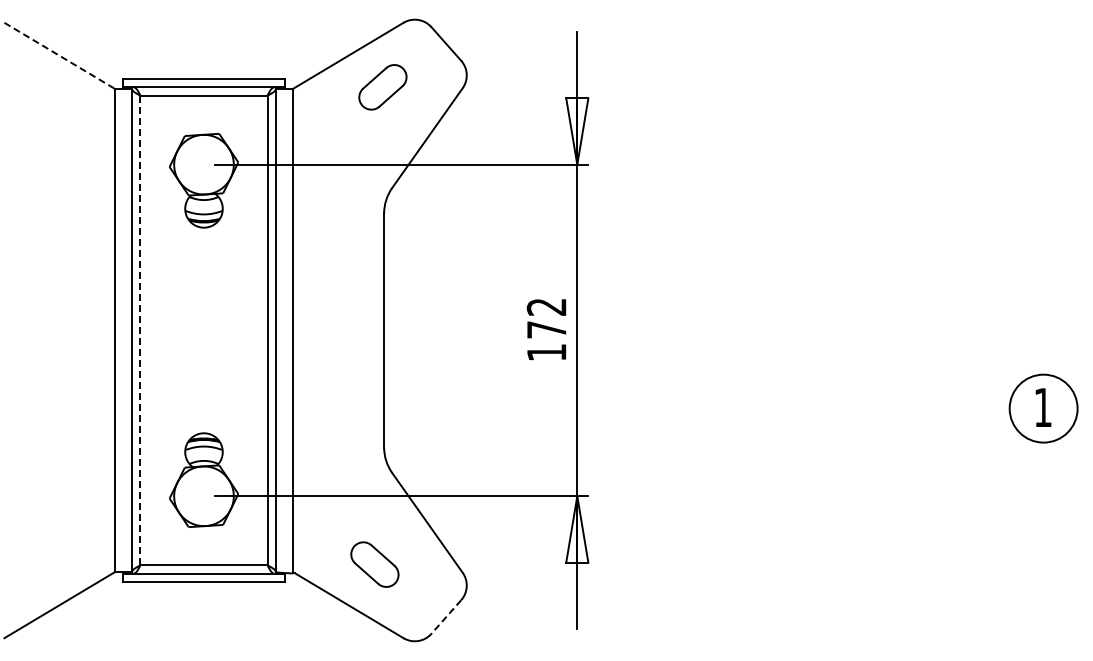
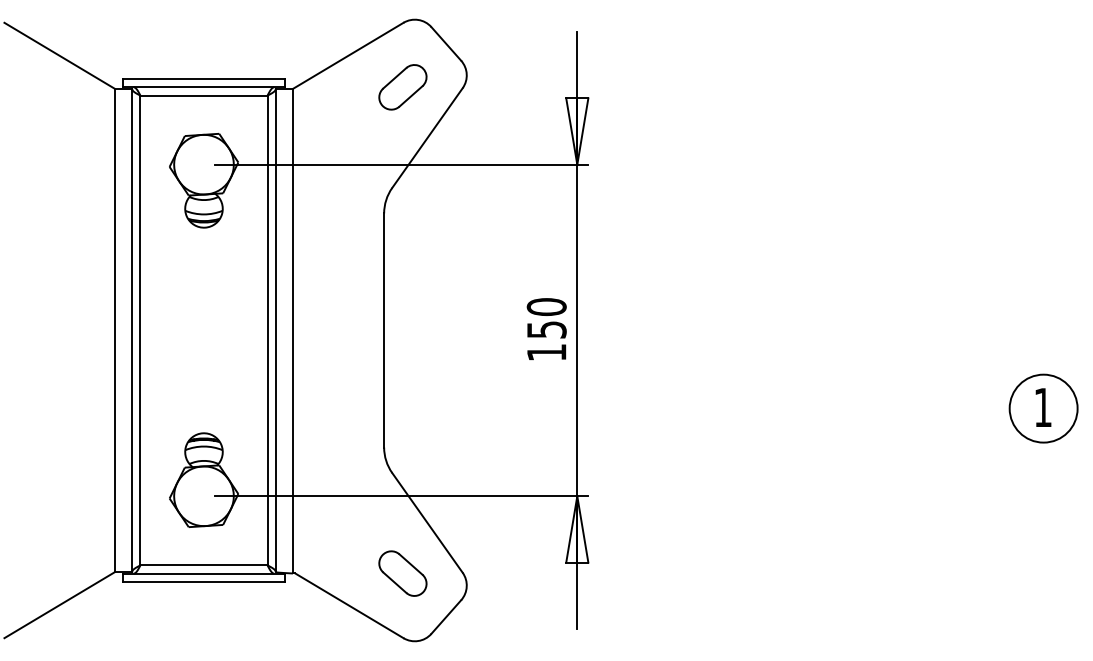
line: dashed -> solid (60, 56)
part position: (382, 87) -> (402, 87) (402, 87)
text: 172 -> 150 (546, 318)
line: dashed -> solid (140, 330)
part position: (374, 564) -> (402, 573) (402, 573)
line: dashed -> solid (446, 617)
